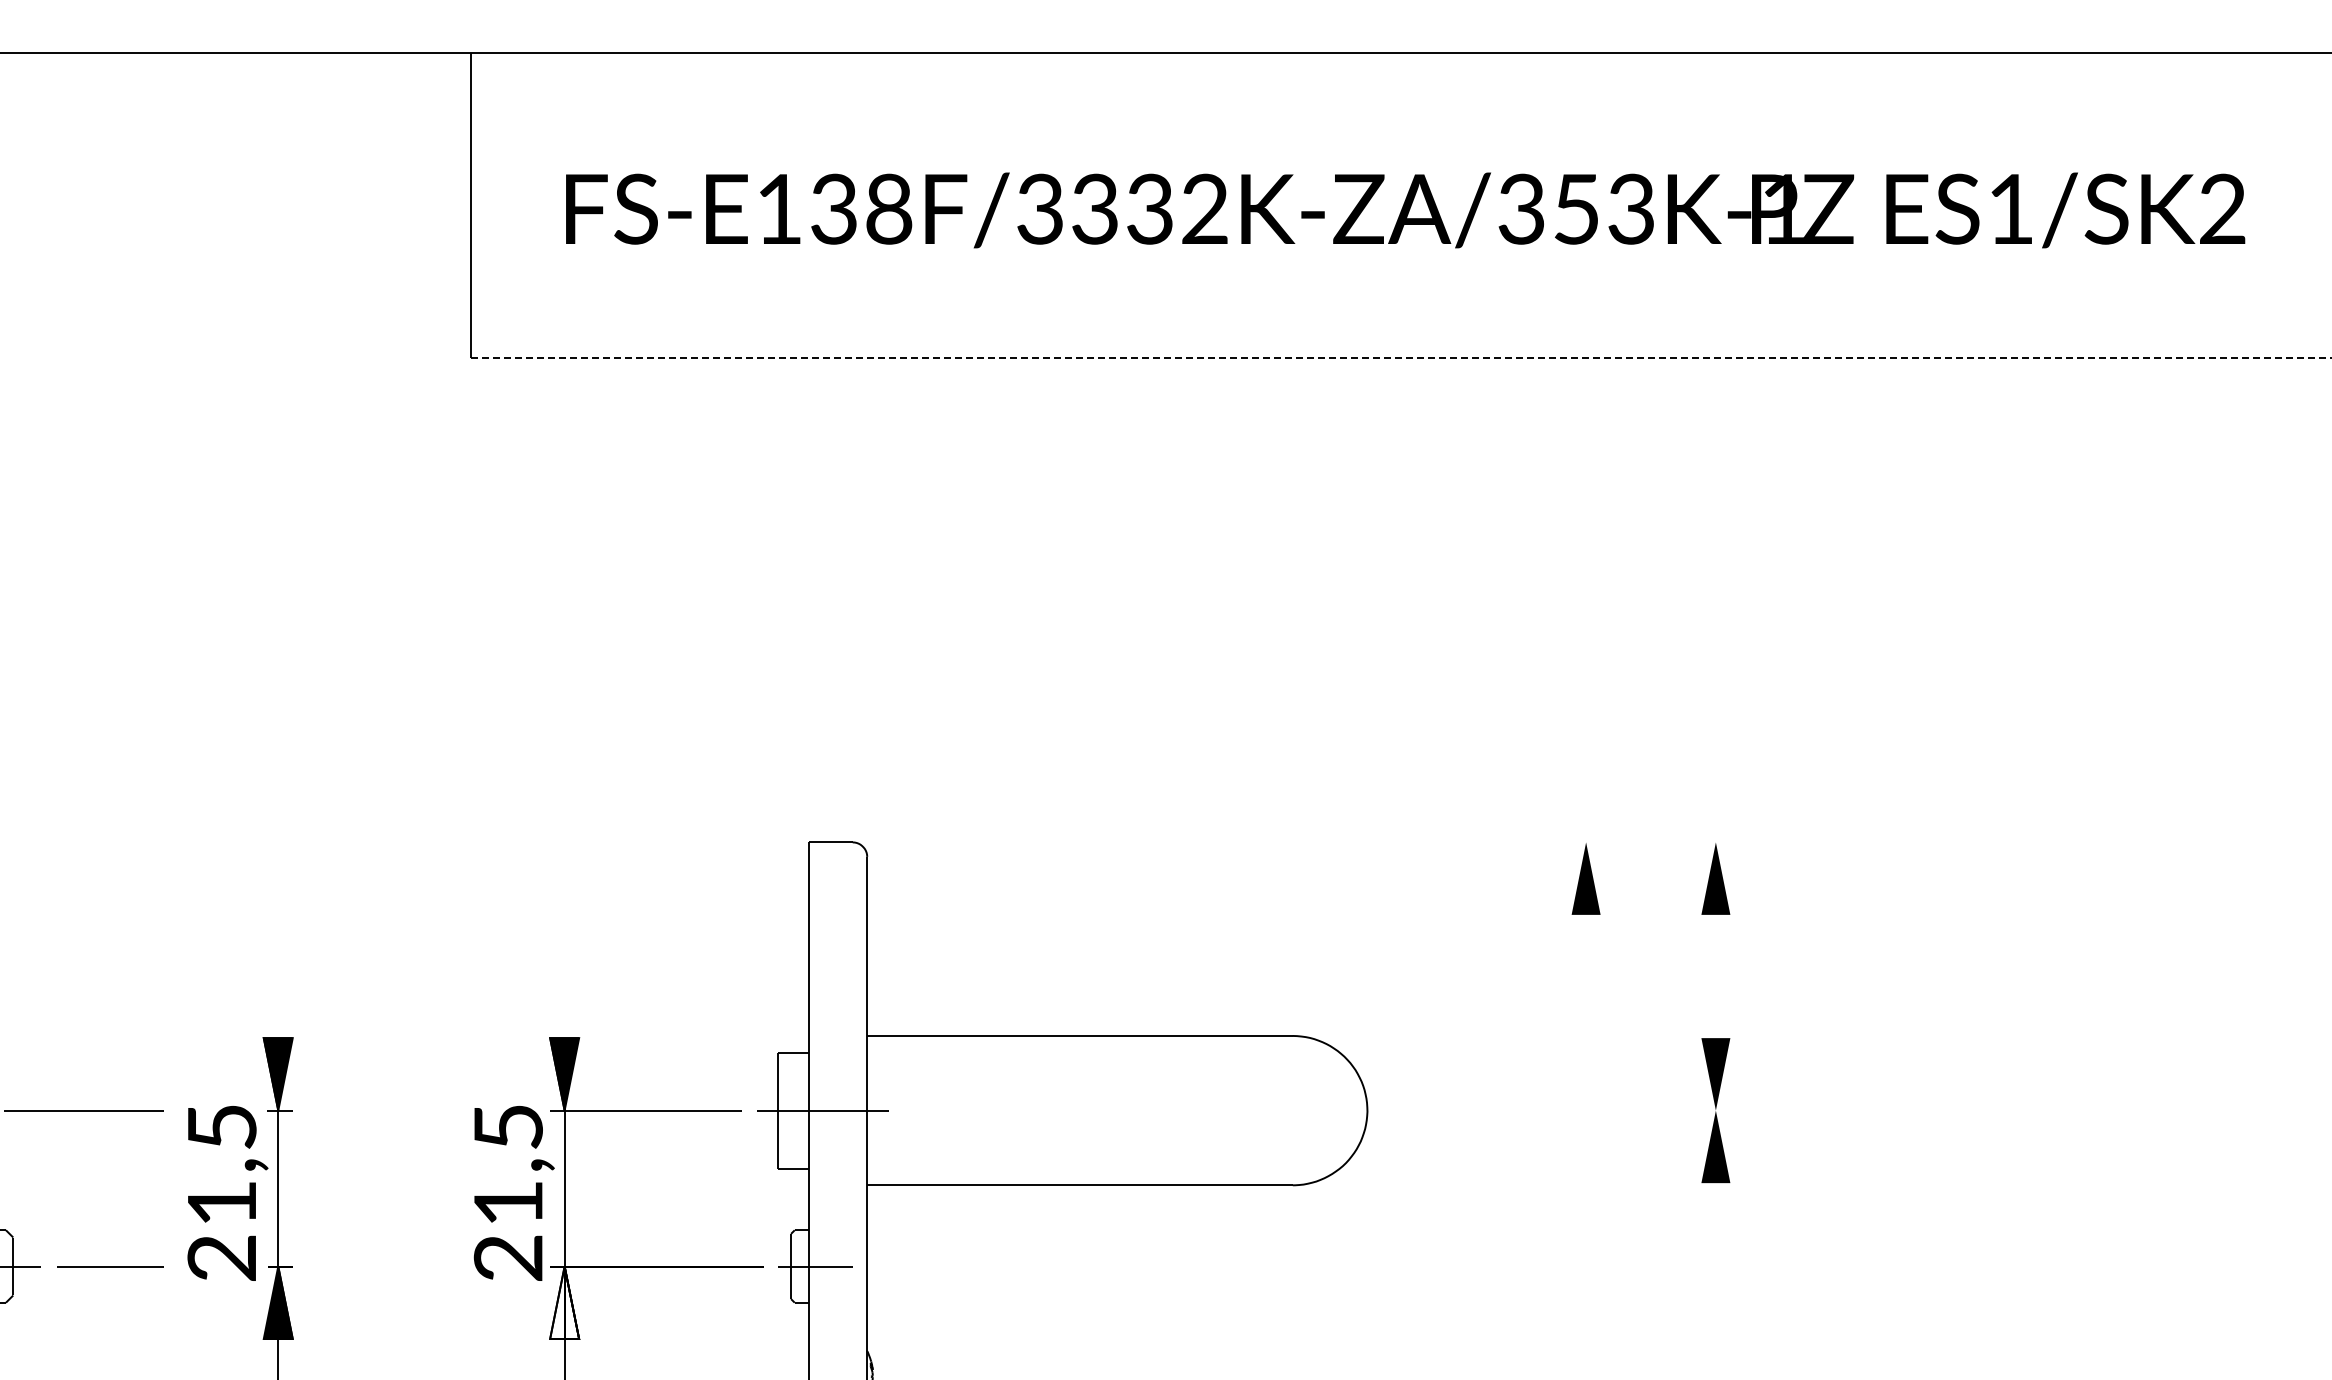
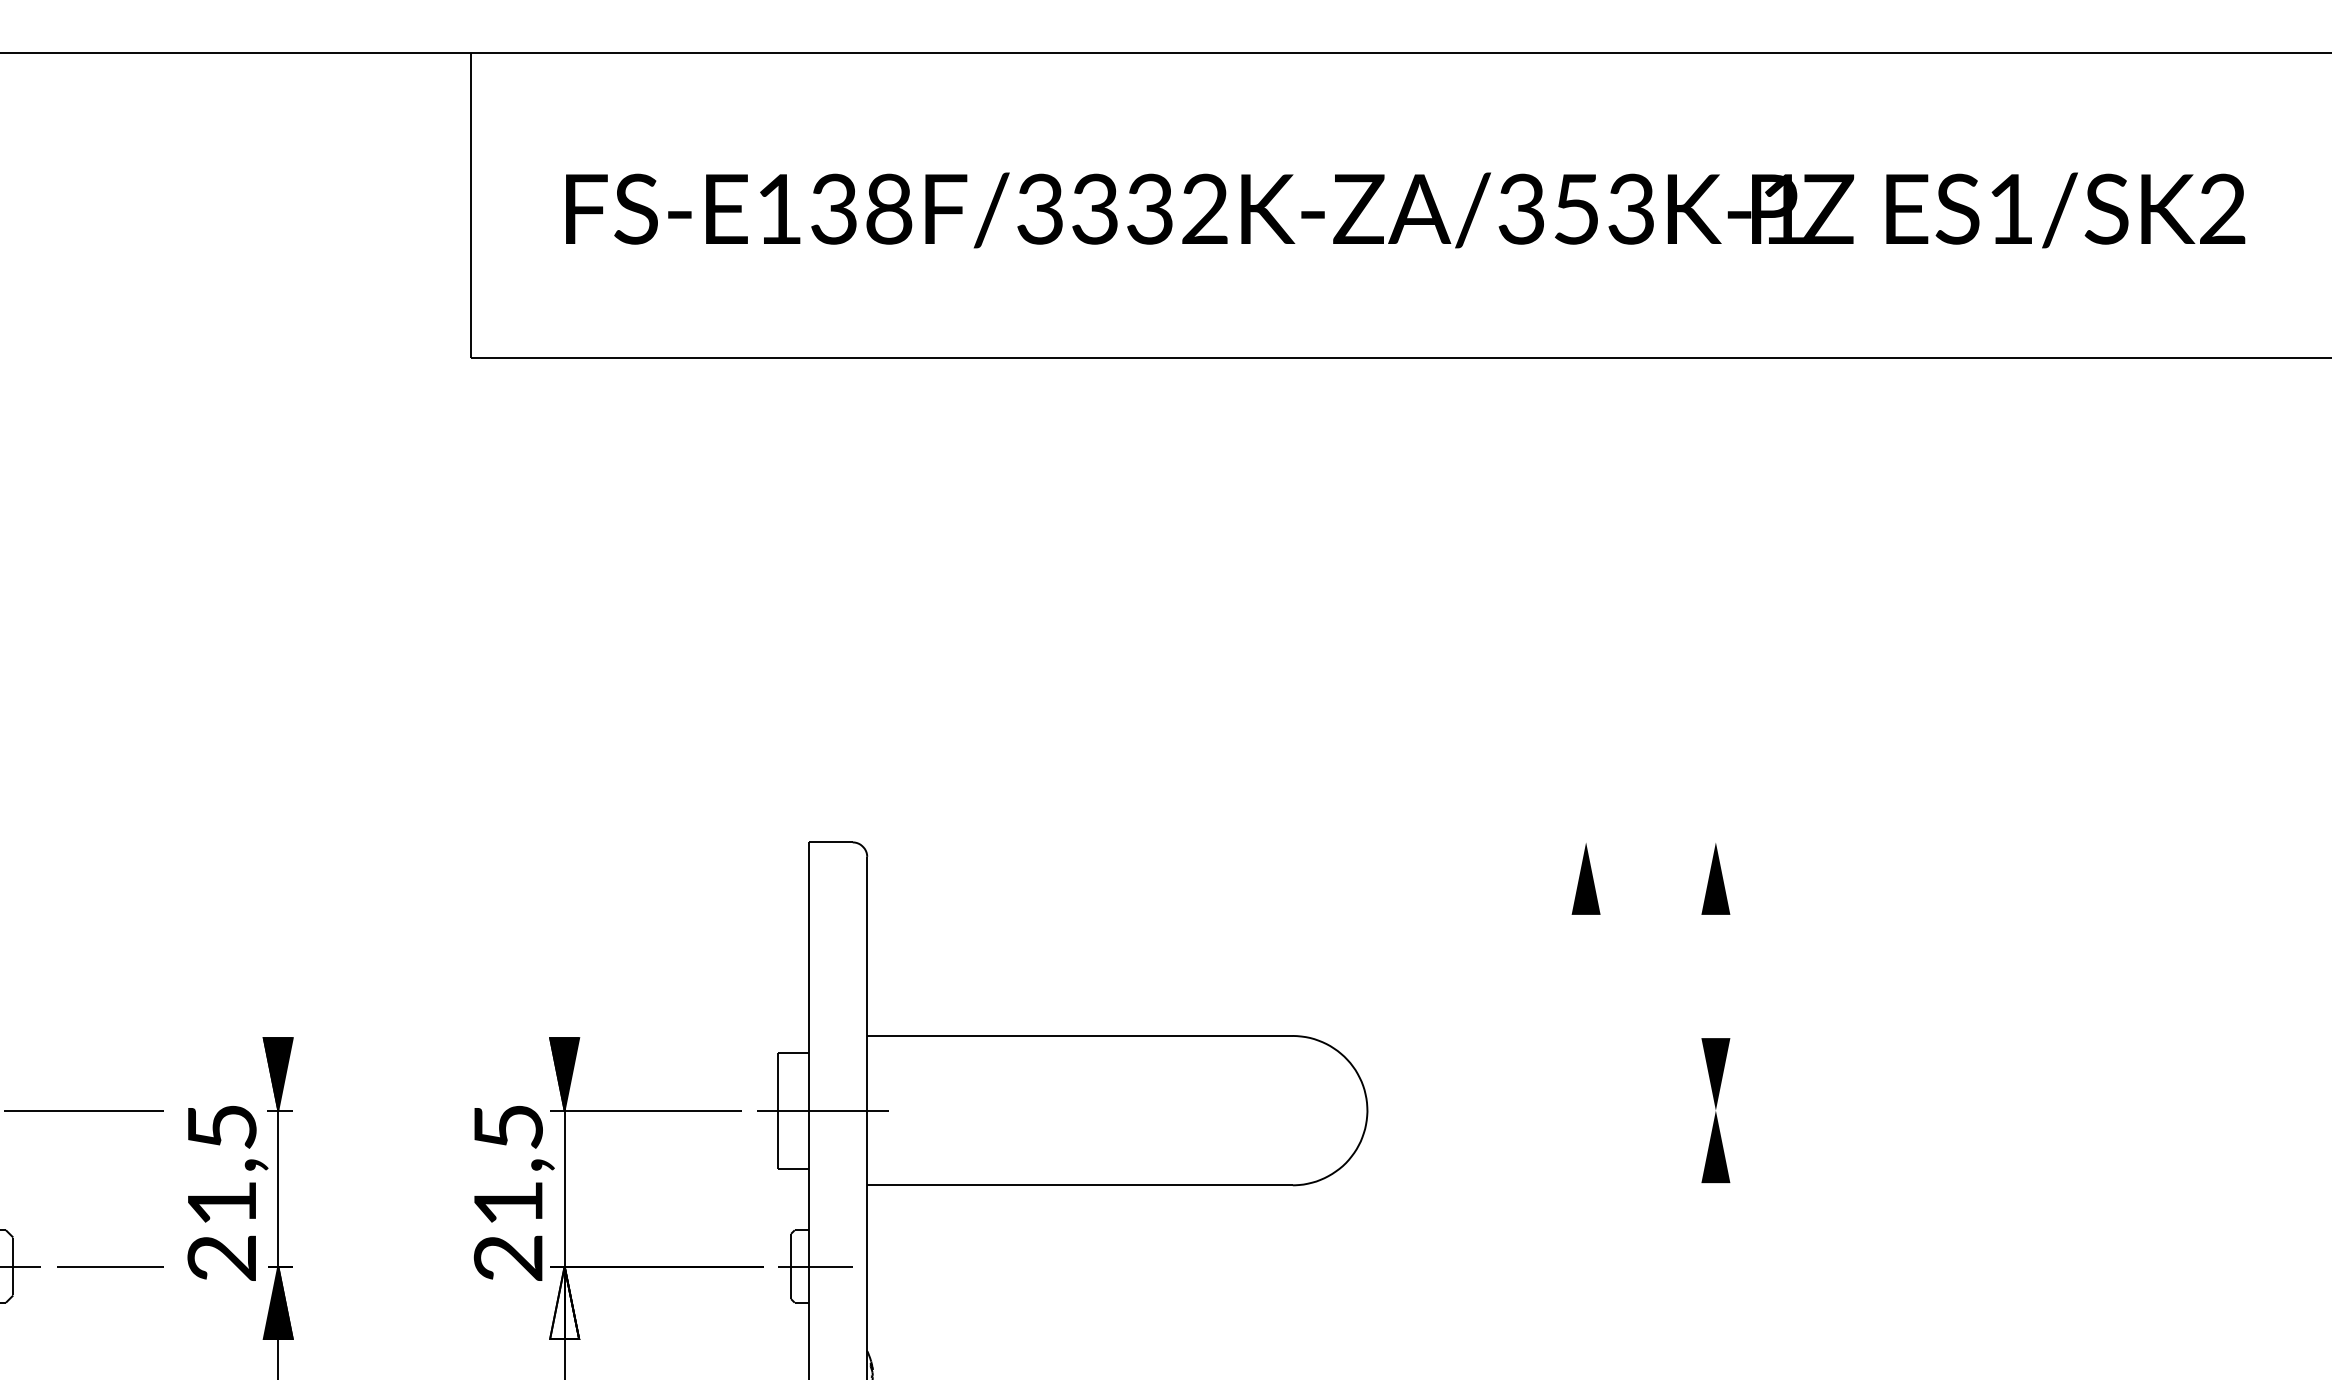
line: dashed -> solid (1401, 357)
